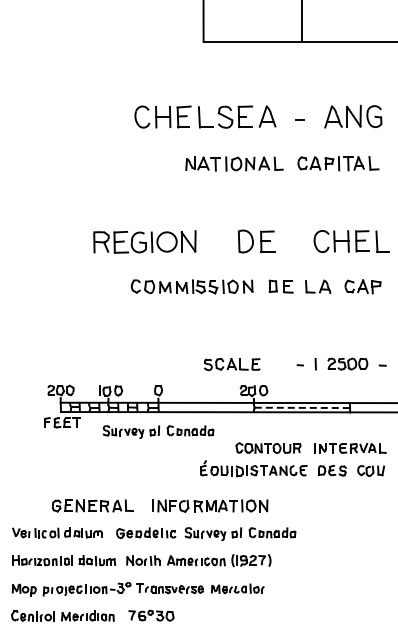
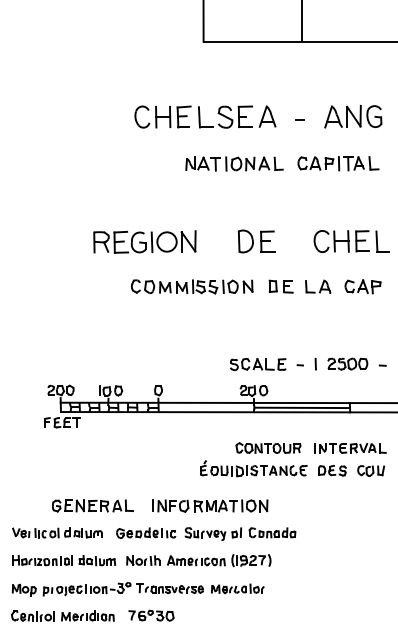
part position: (232, 364) -> (258, 364) (258, 364)
line: dashed -> solid (302, 407)
part: present -> none (158, 431)
